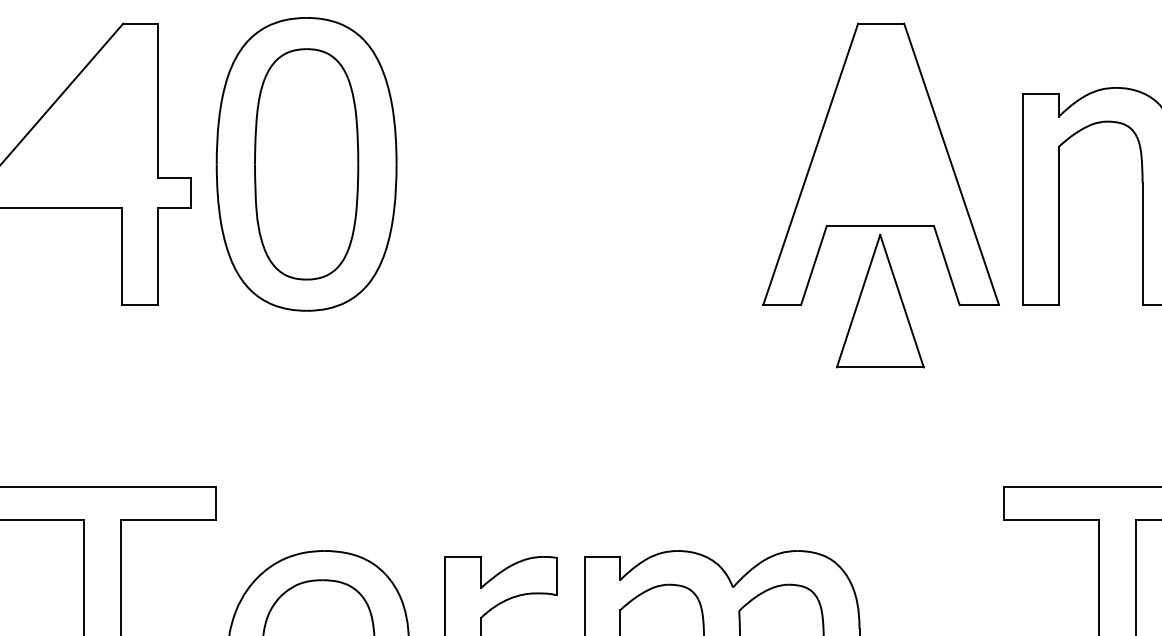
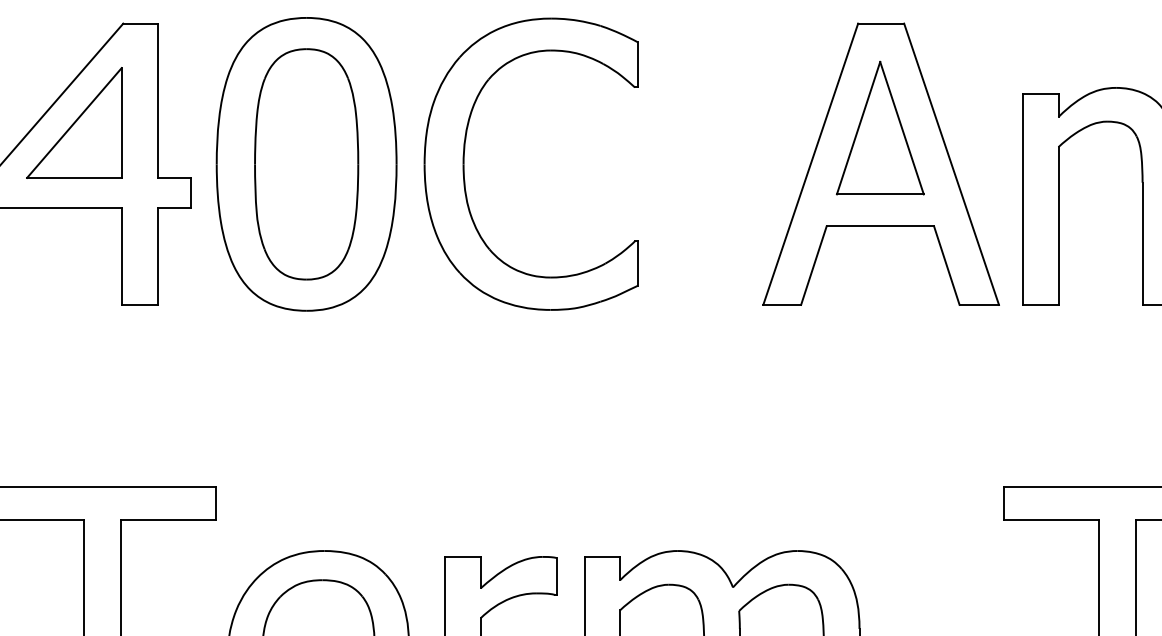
part: none -> present (74, 122)
part: none -> present (464, 163)
part position: (880, 300) -> (880, 127) (880, 127)
